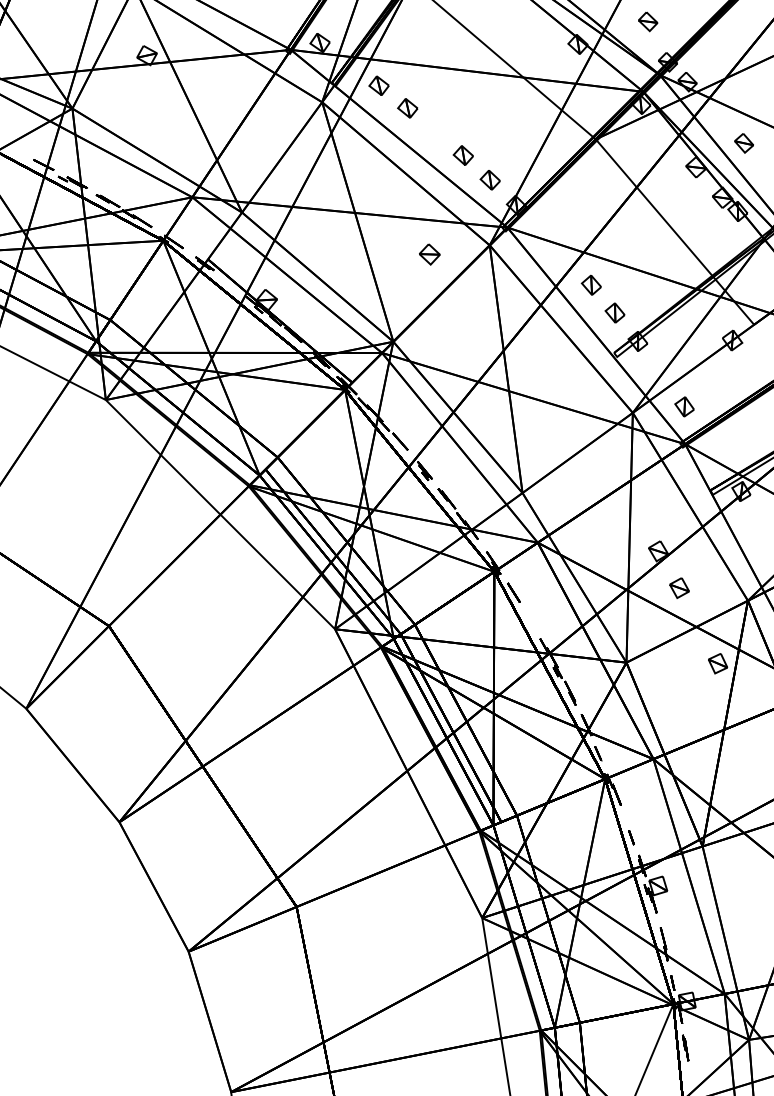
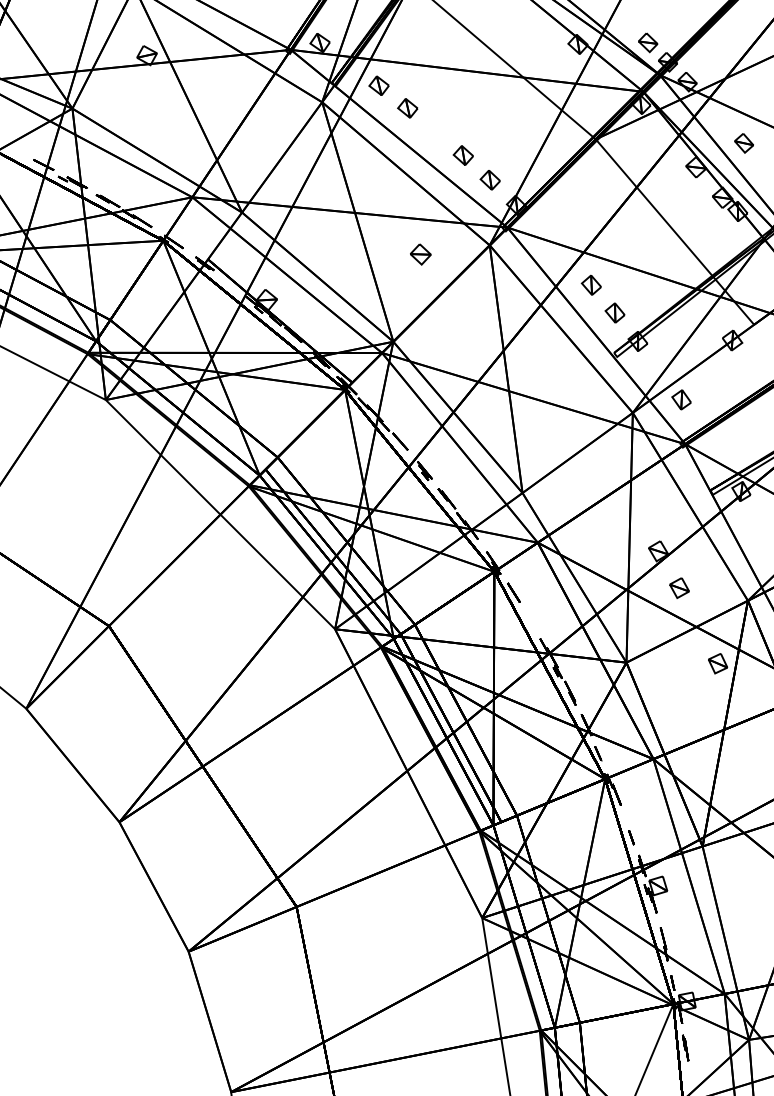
part position: (648, 21) -> (648, 42) (648, 42)
part position: (429, 254) -> (420, 254) (420, 254)
part position: (684, 406) -> (681, 399) (681, 399)
